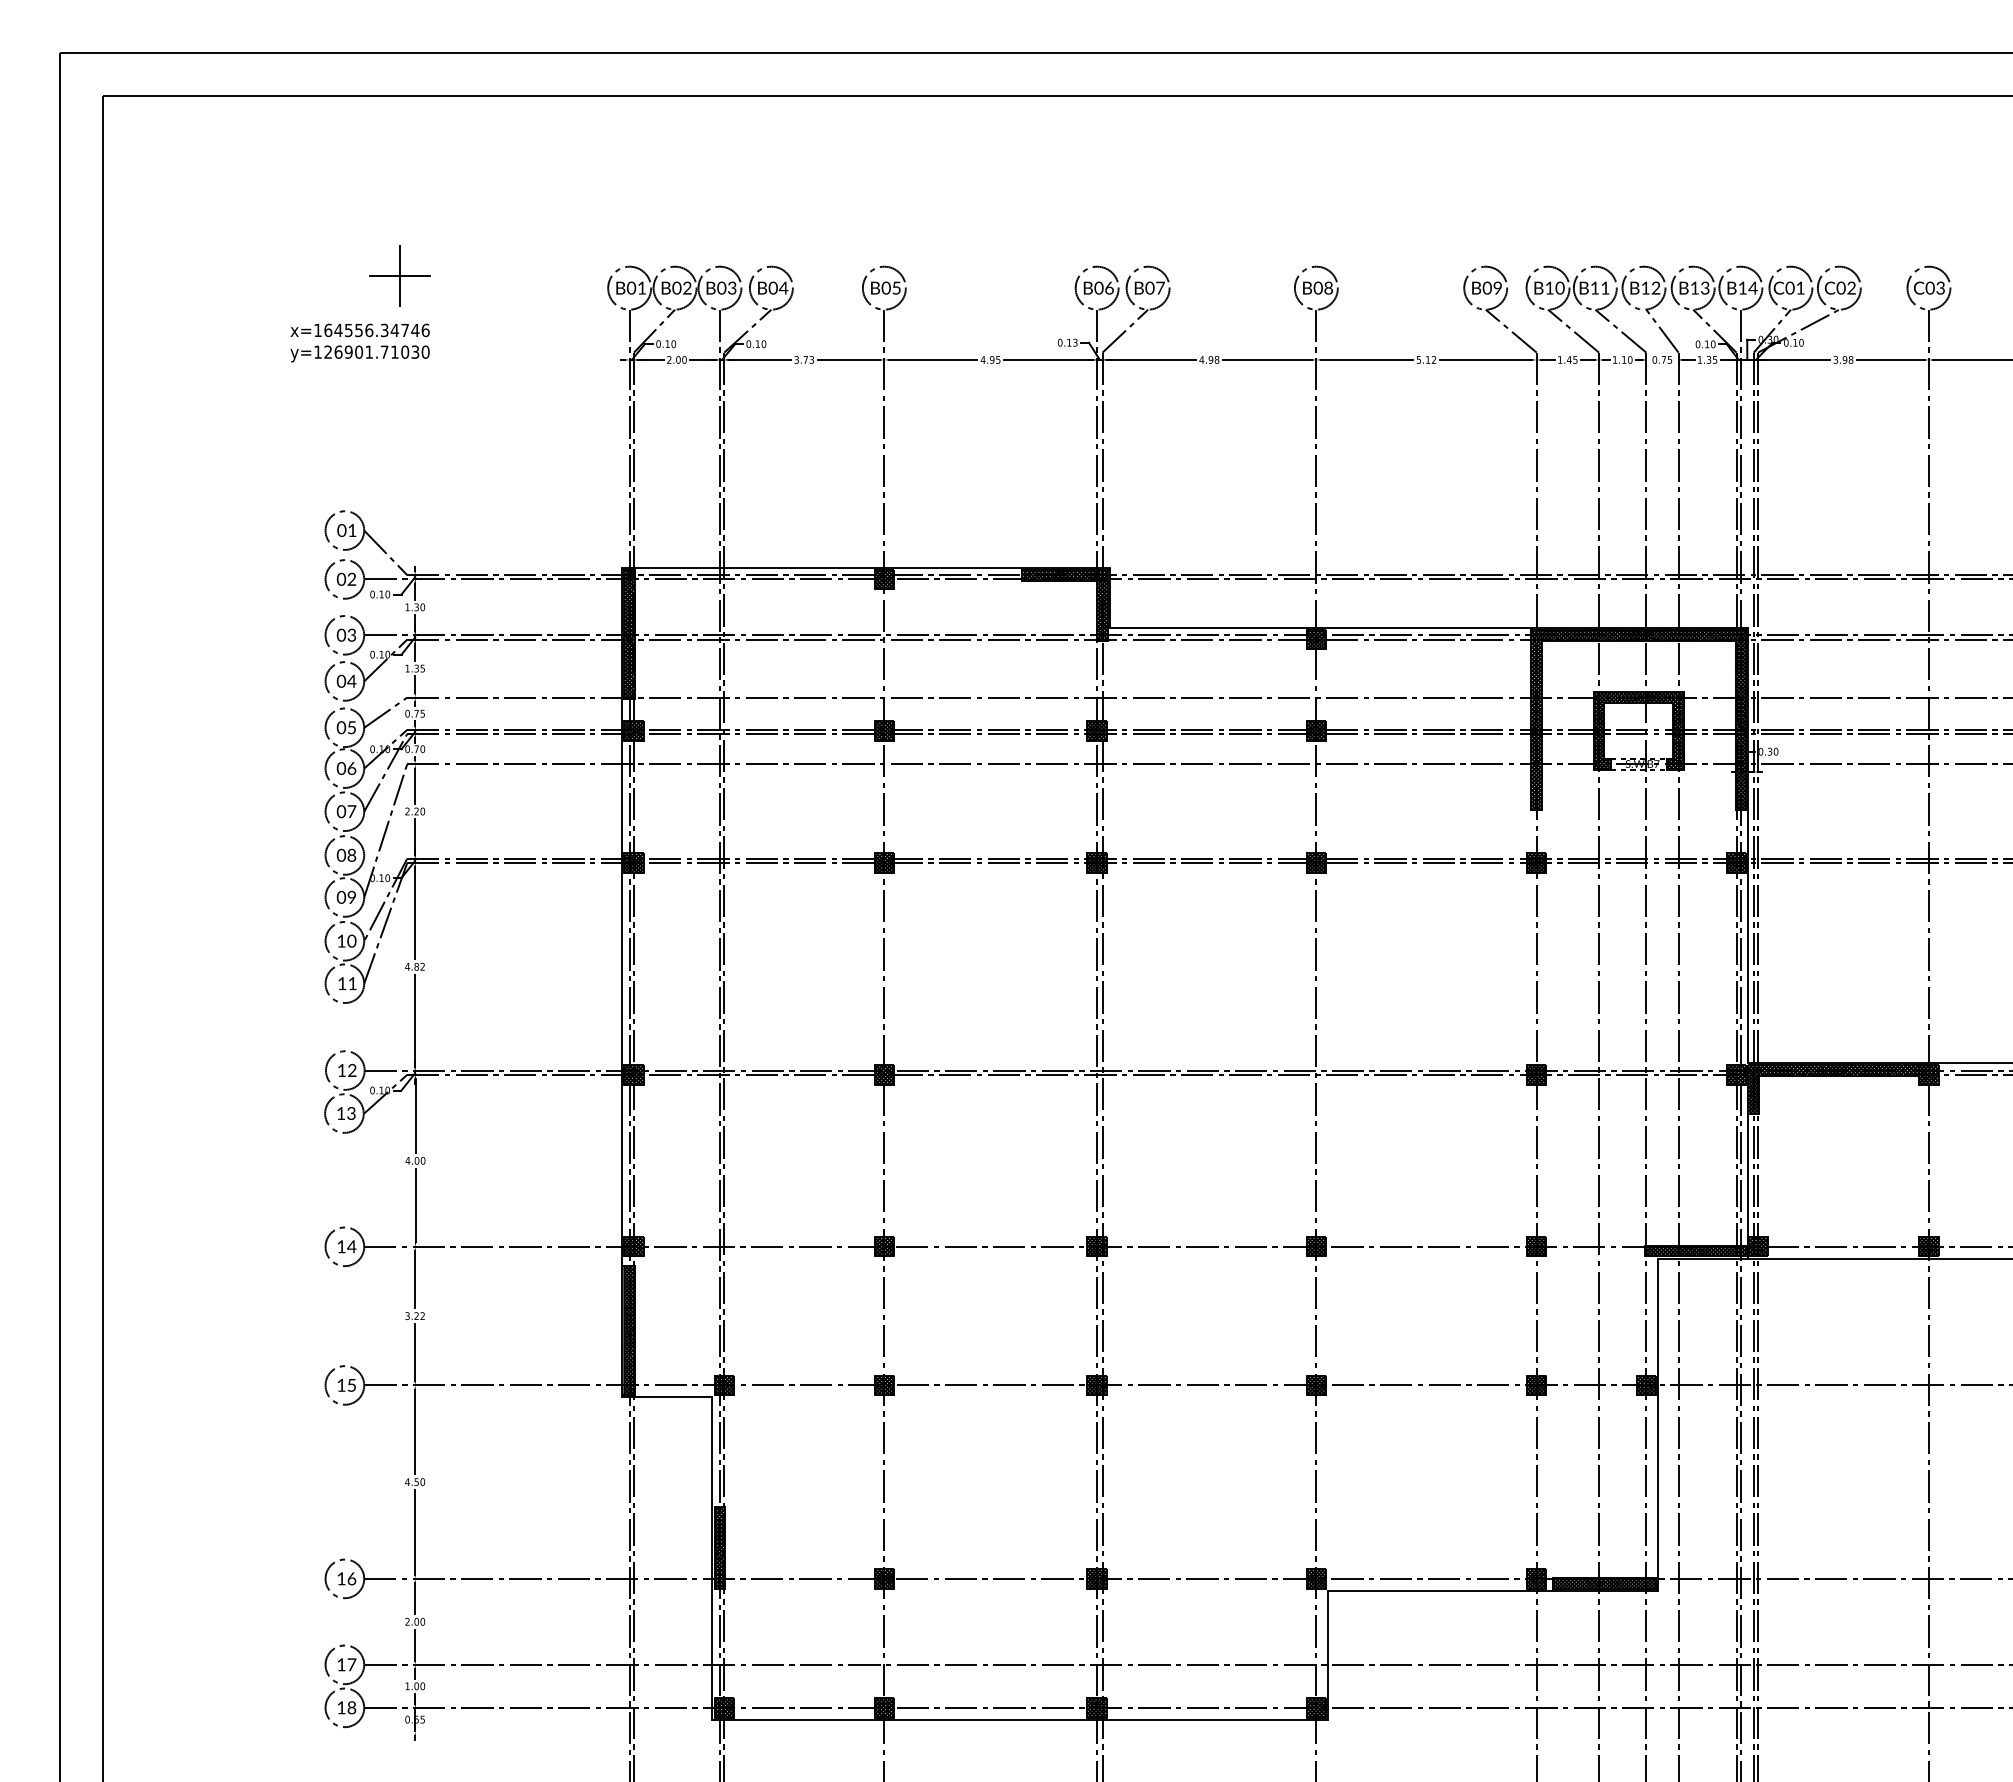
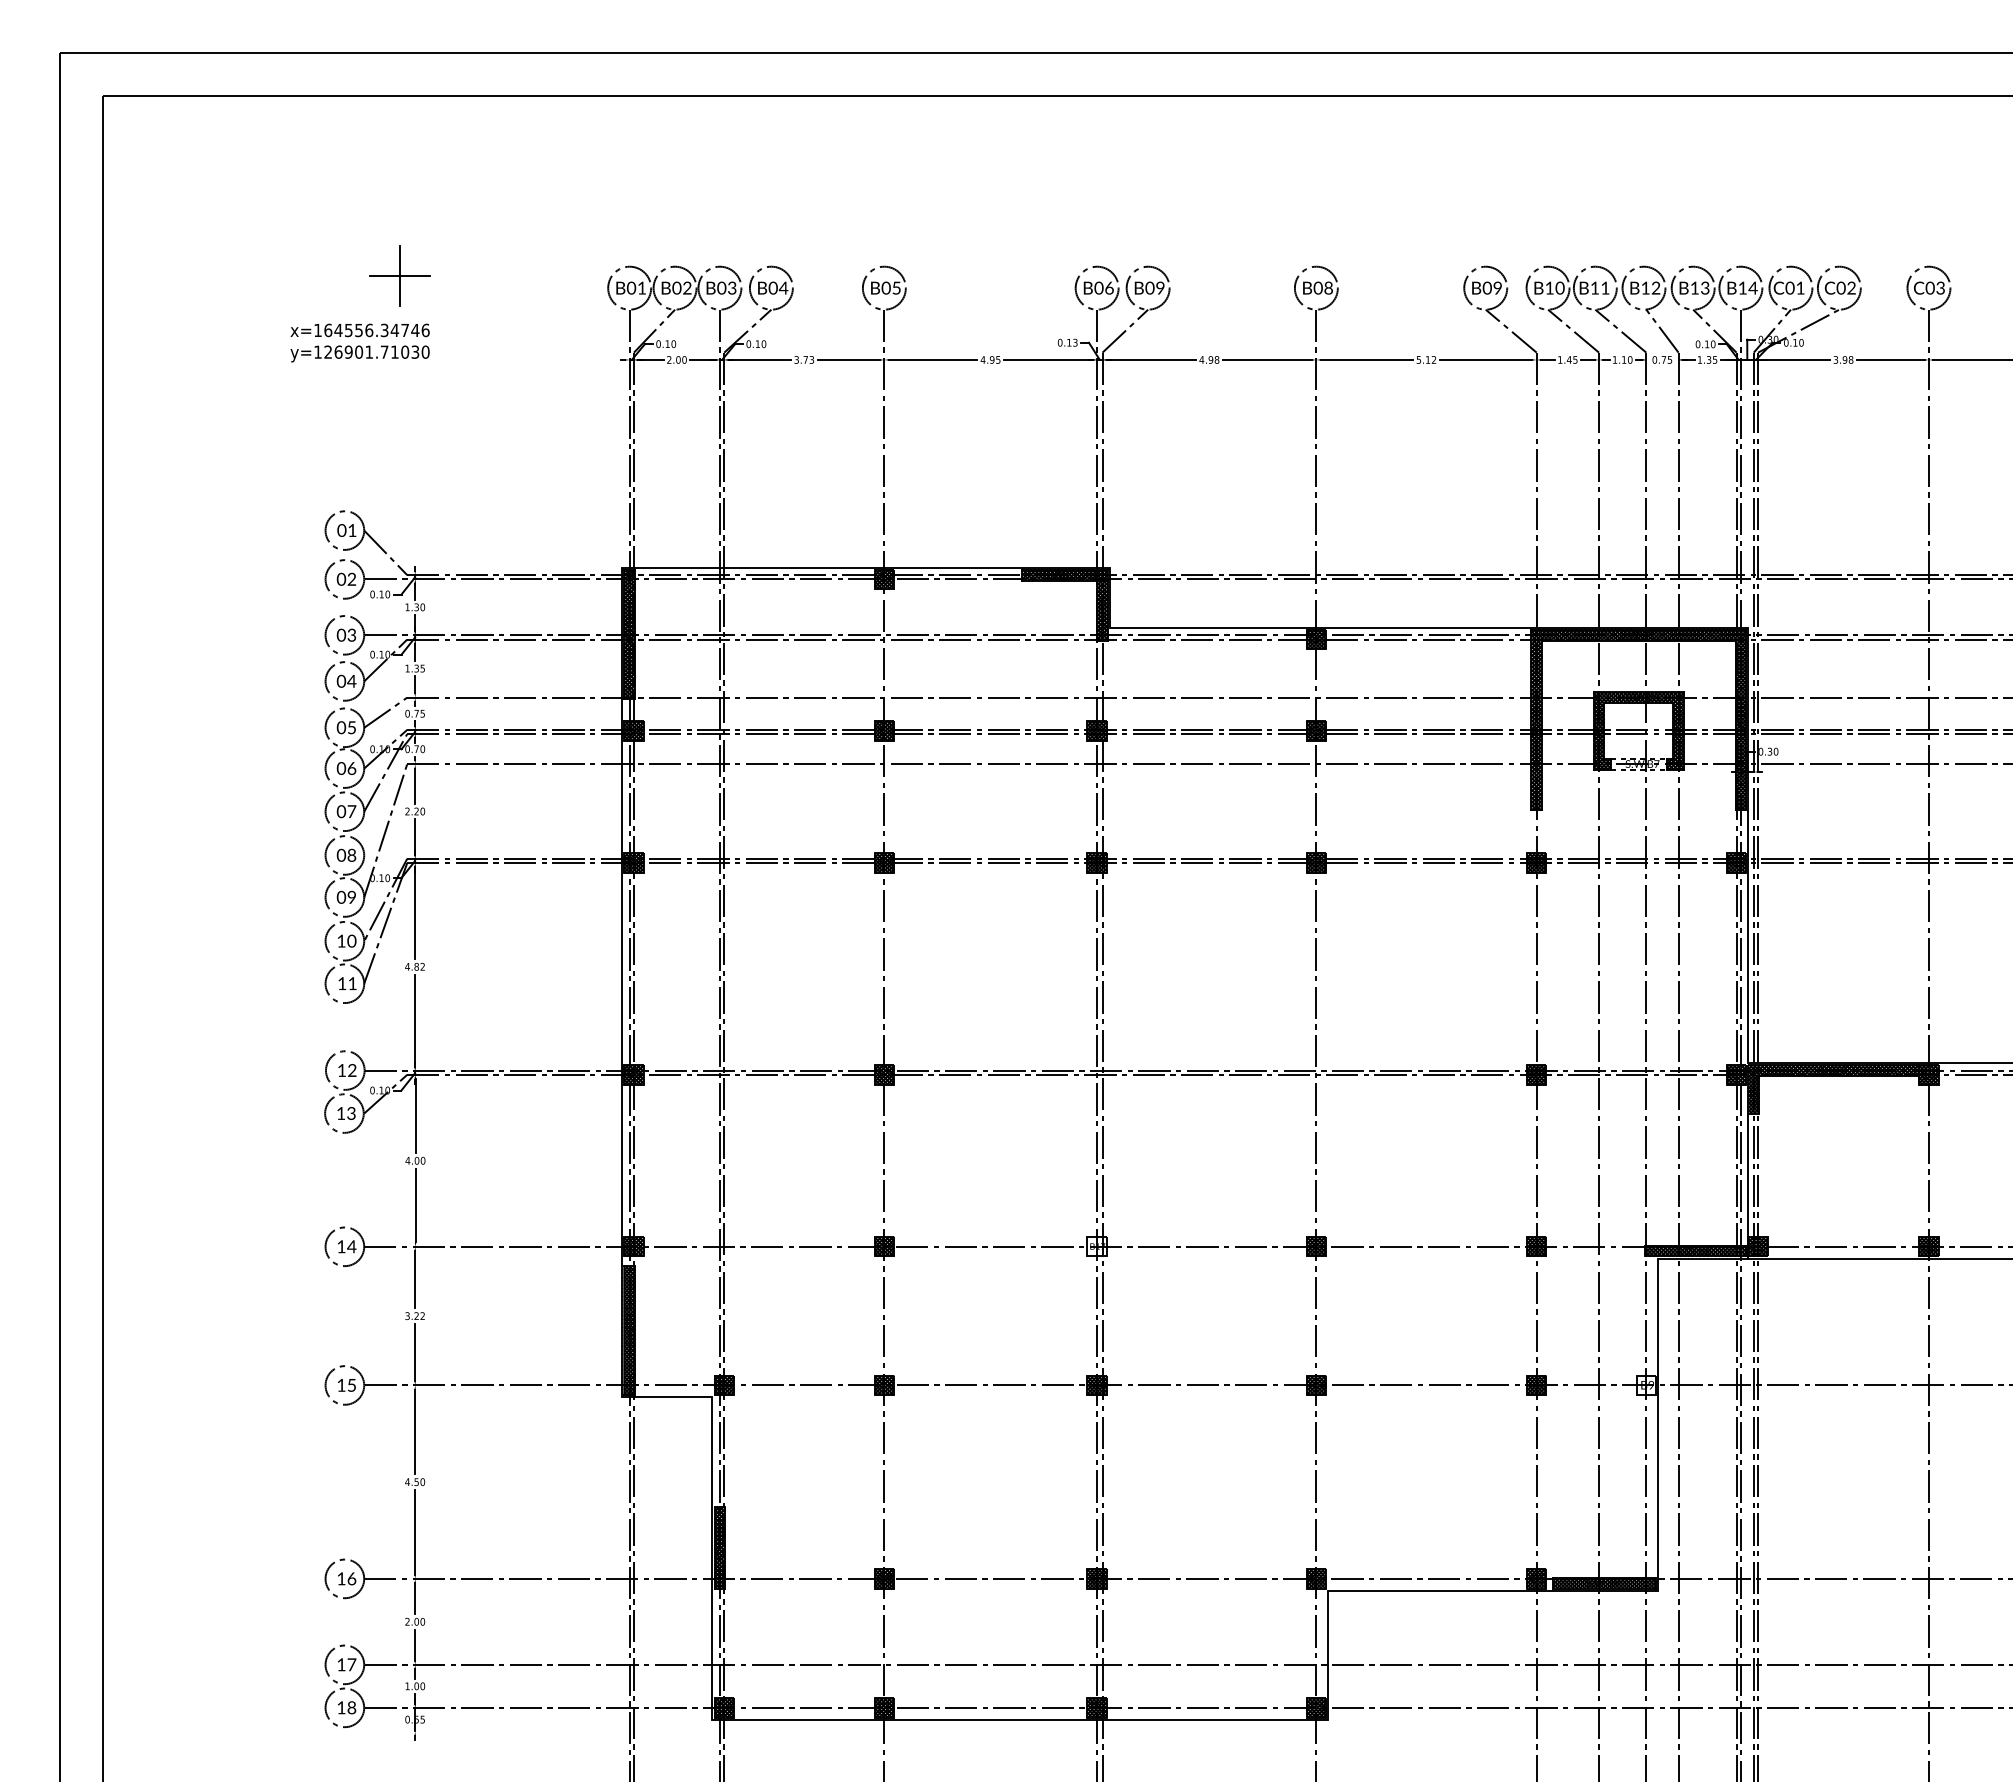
text: B07 -> B09 (1160, 287)
hatch: present -> none (1096, 1246)
hatch: present -> none (1645, 1385)
